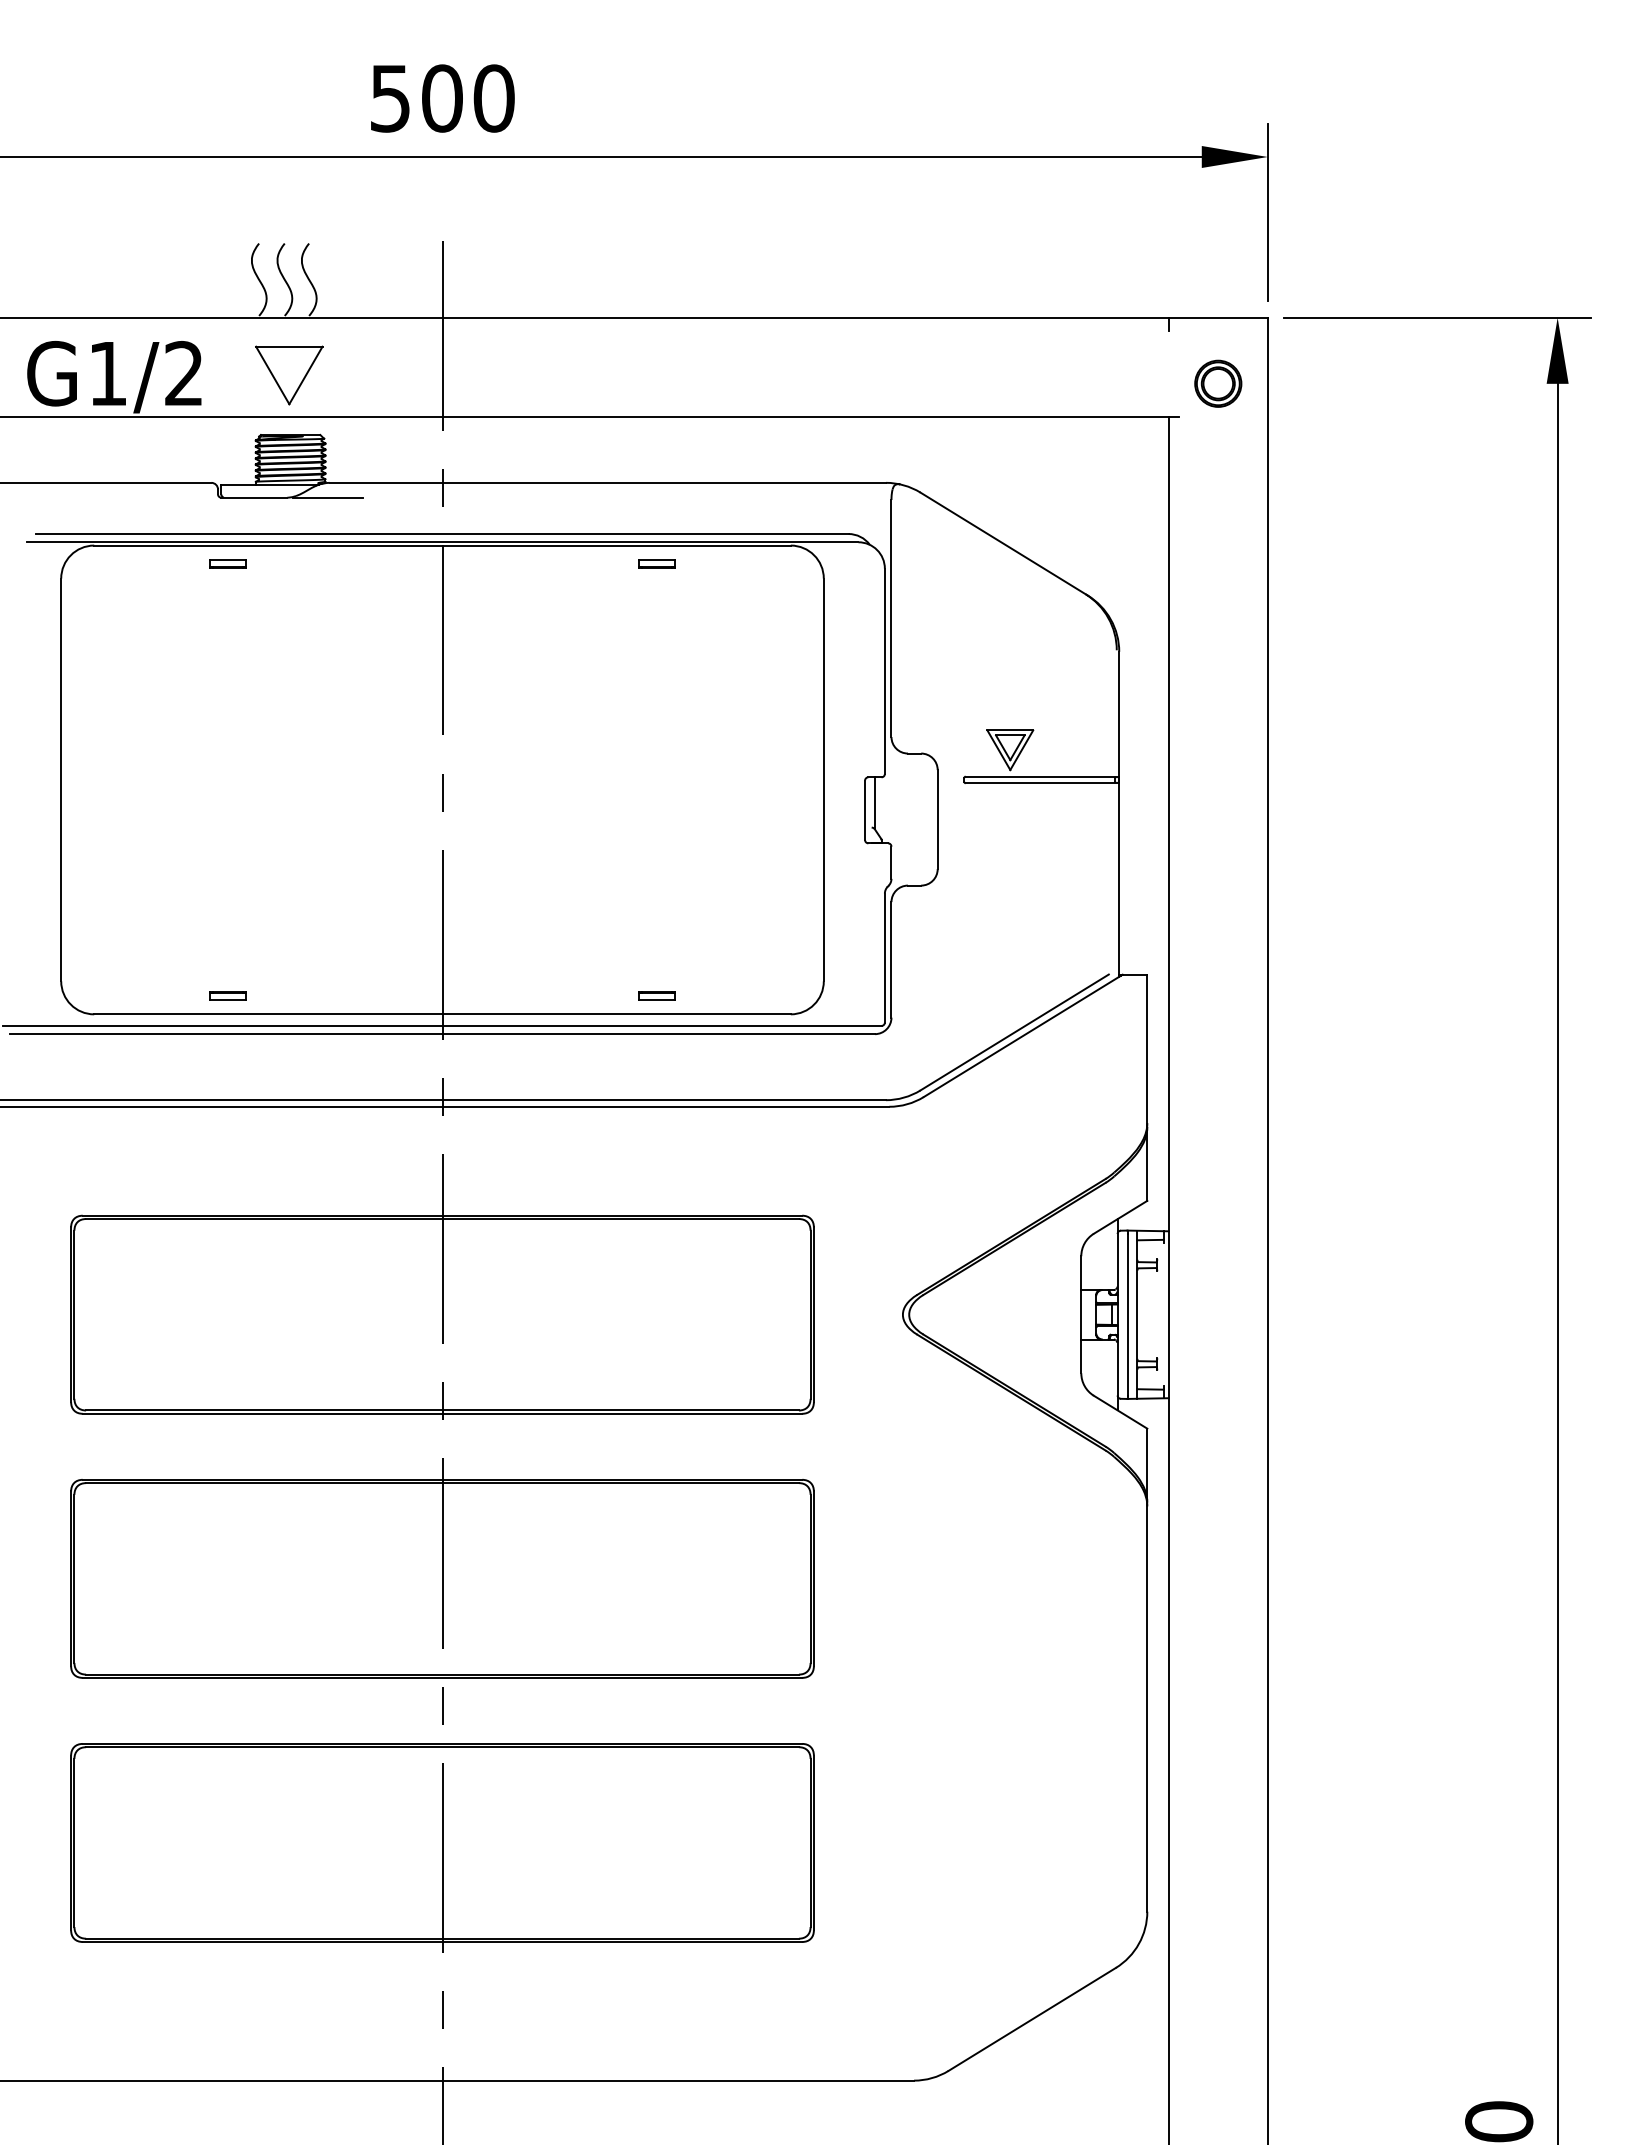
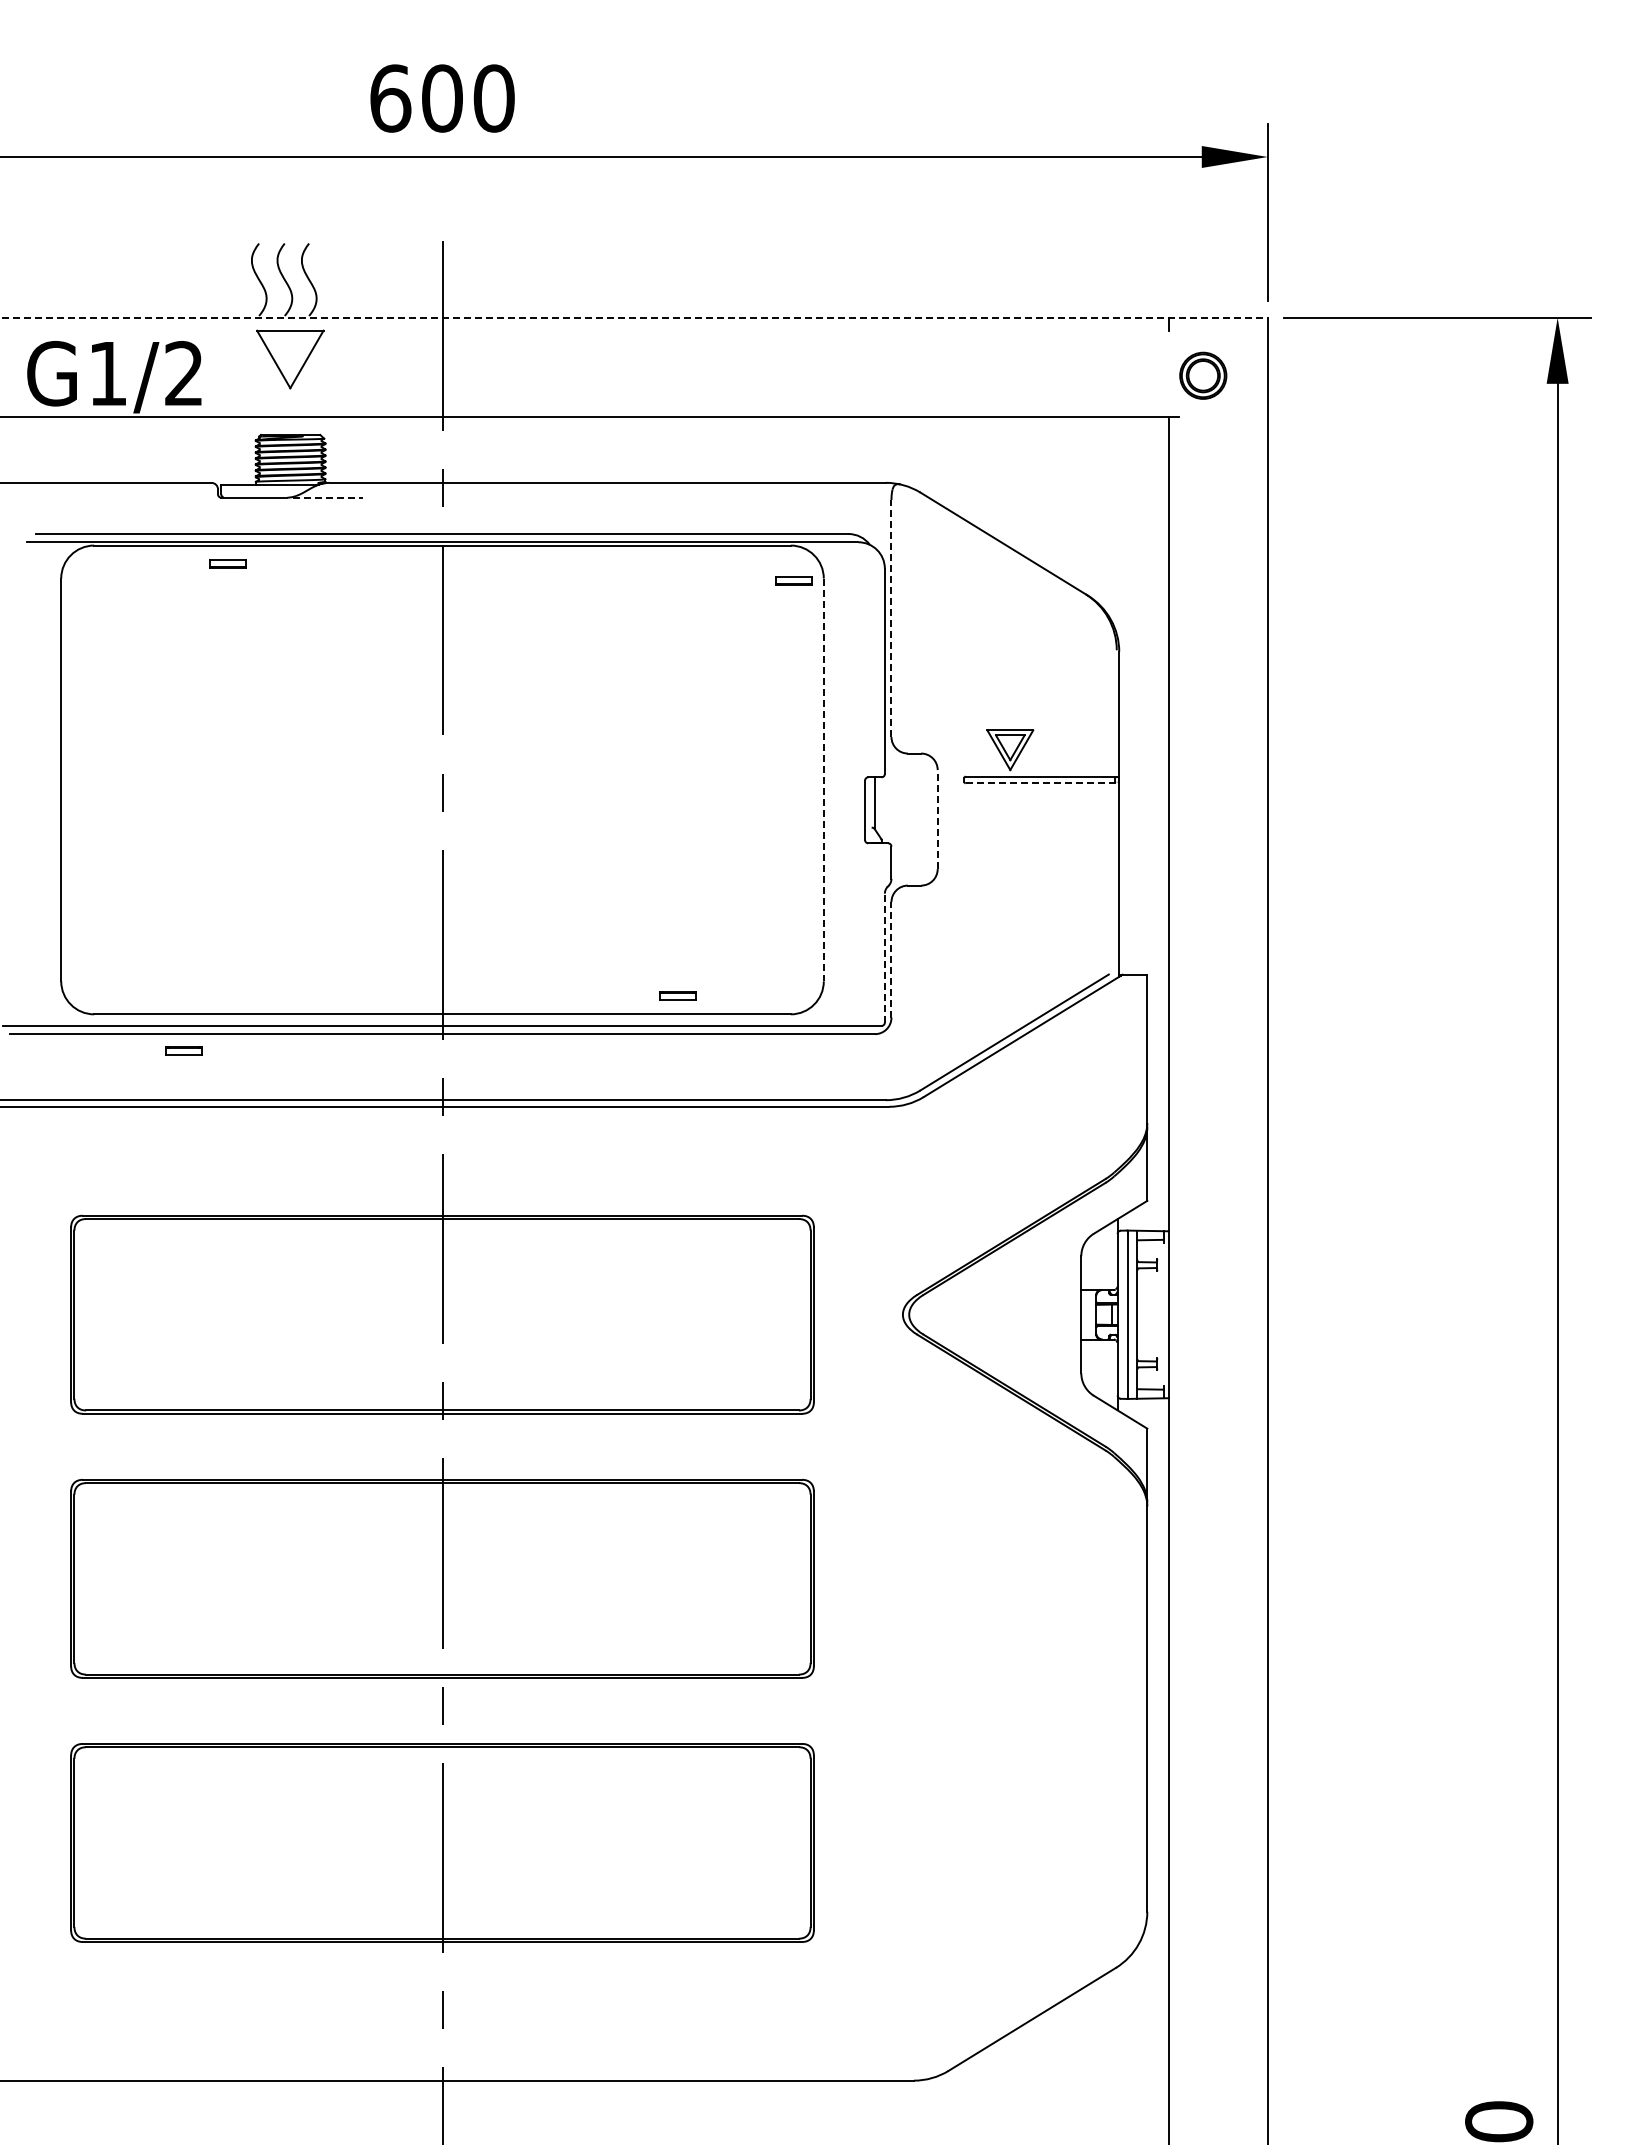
text: 500 -> 600 (390, 98)
line: solid -> dashed (633, 317)
part position: (289, 375) -> (290, 359) (290, 359)
part position: (1218, 383) -> (1203, 375) (1203, 375)
line: solid -> dashed (328, 497)
part position: (656, 563) -> (793, 580) (793, 580)
line: solid -> dashed (891, 618)
line: solid -> dashed (823, 780)
line: solid -> dashed (1042, 783)
line: solid -> dashed (937, 819)
line: solid -> dashed (884, 957)
line: solid -> dashed (891, 959)
part position: (227, 995) -> (183, 1050) (183, 1050)
part position: (656, 995) -> (677, 995) (677, 995)
